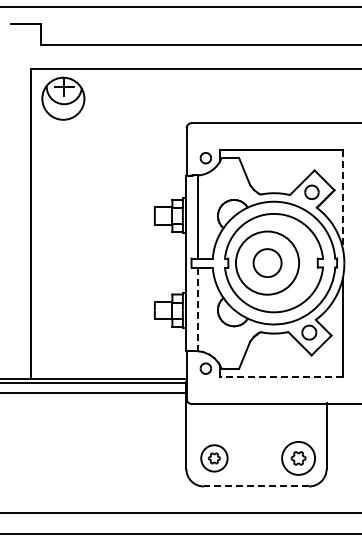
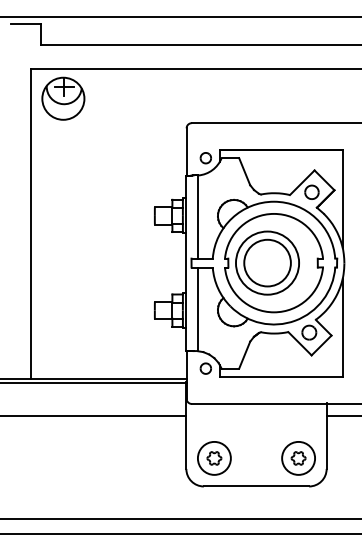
line position: (180, 6) -> (180, 16) (180, 16)
line: dashed -> solid (342, 199)
circle diameter: 28 px -> 47 px (267, 262)
line: dashed -> solid (197, 309)
line: dashed -> solid (280, 376)
line position: (94, 393) -> (94, 416) (94, 416)
line: none -> present (342, 416)
part size: 29x29 px -> 35x35 px (214, 458)
line: dashed -> solid (256, 486)
line position: (180, 512) -> (180, 518) (180, 518)
